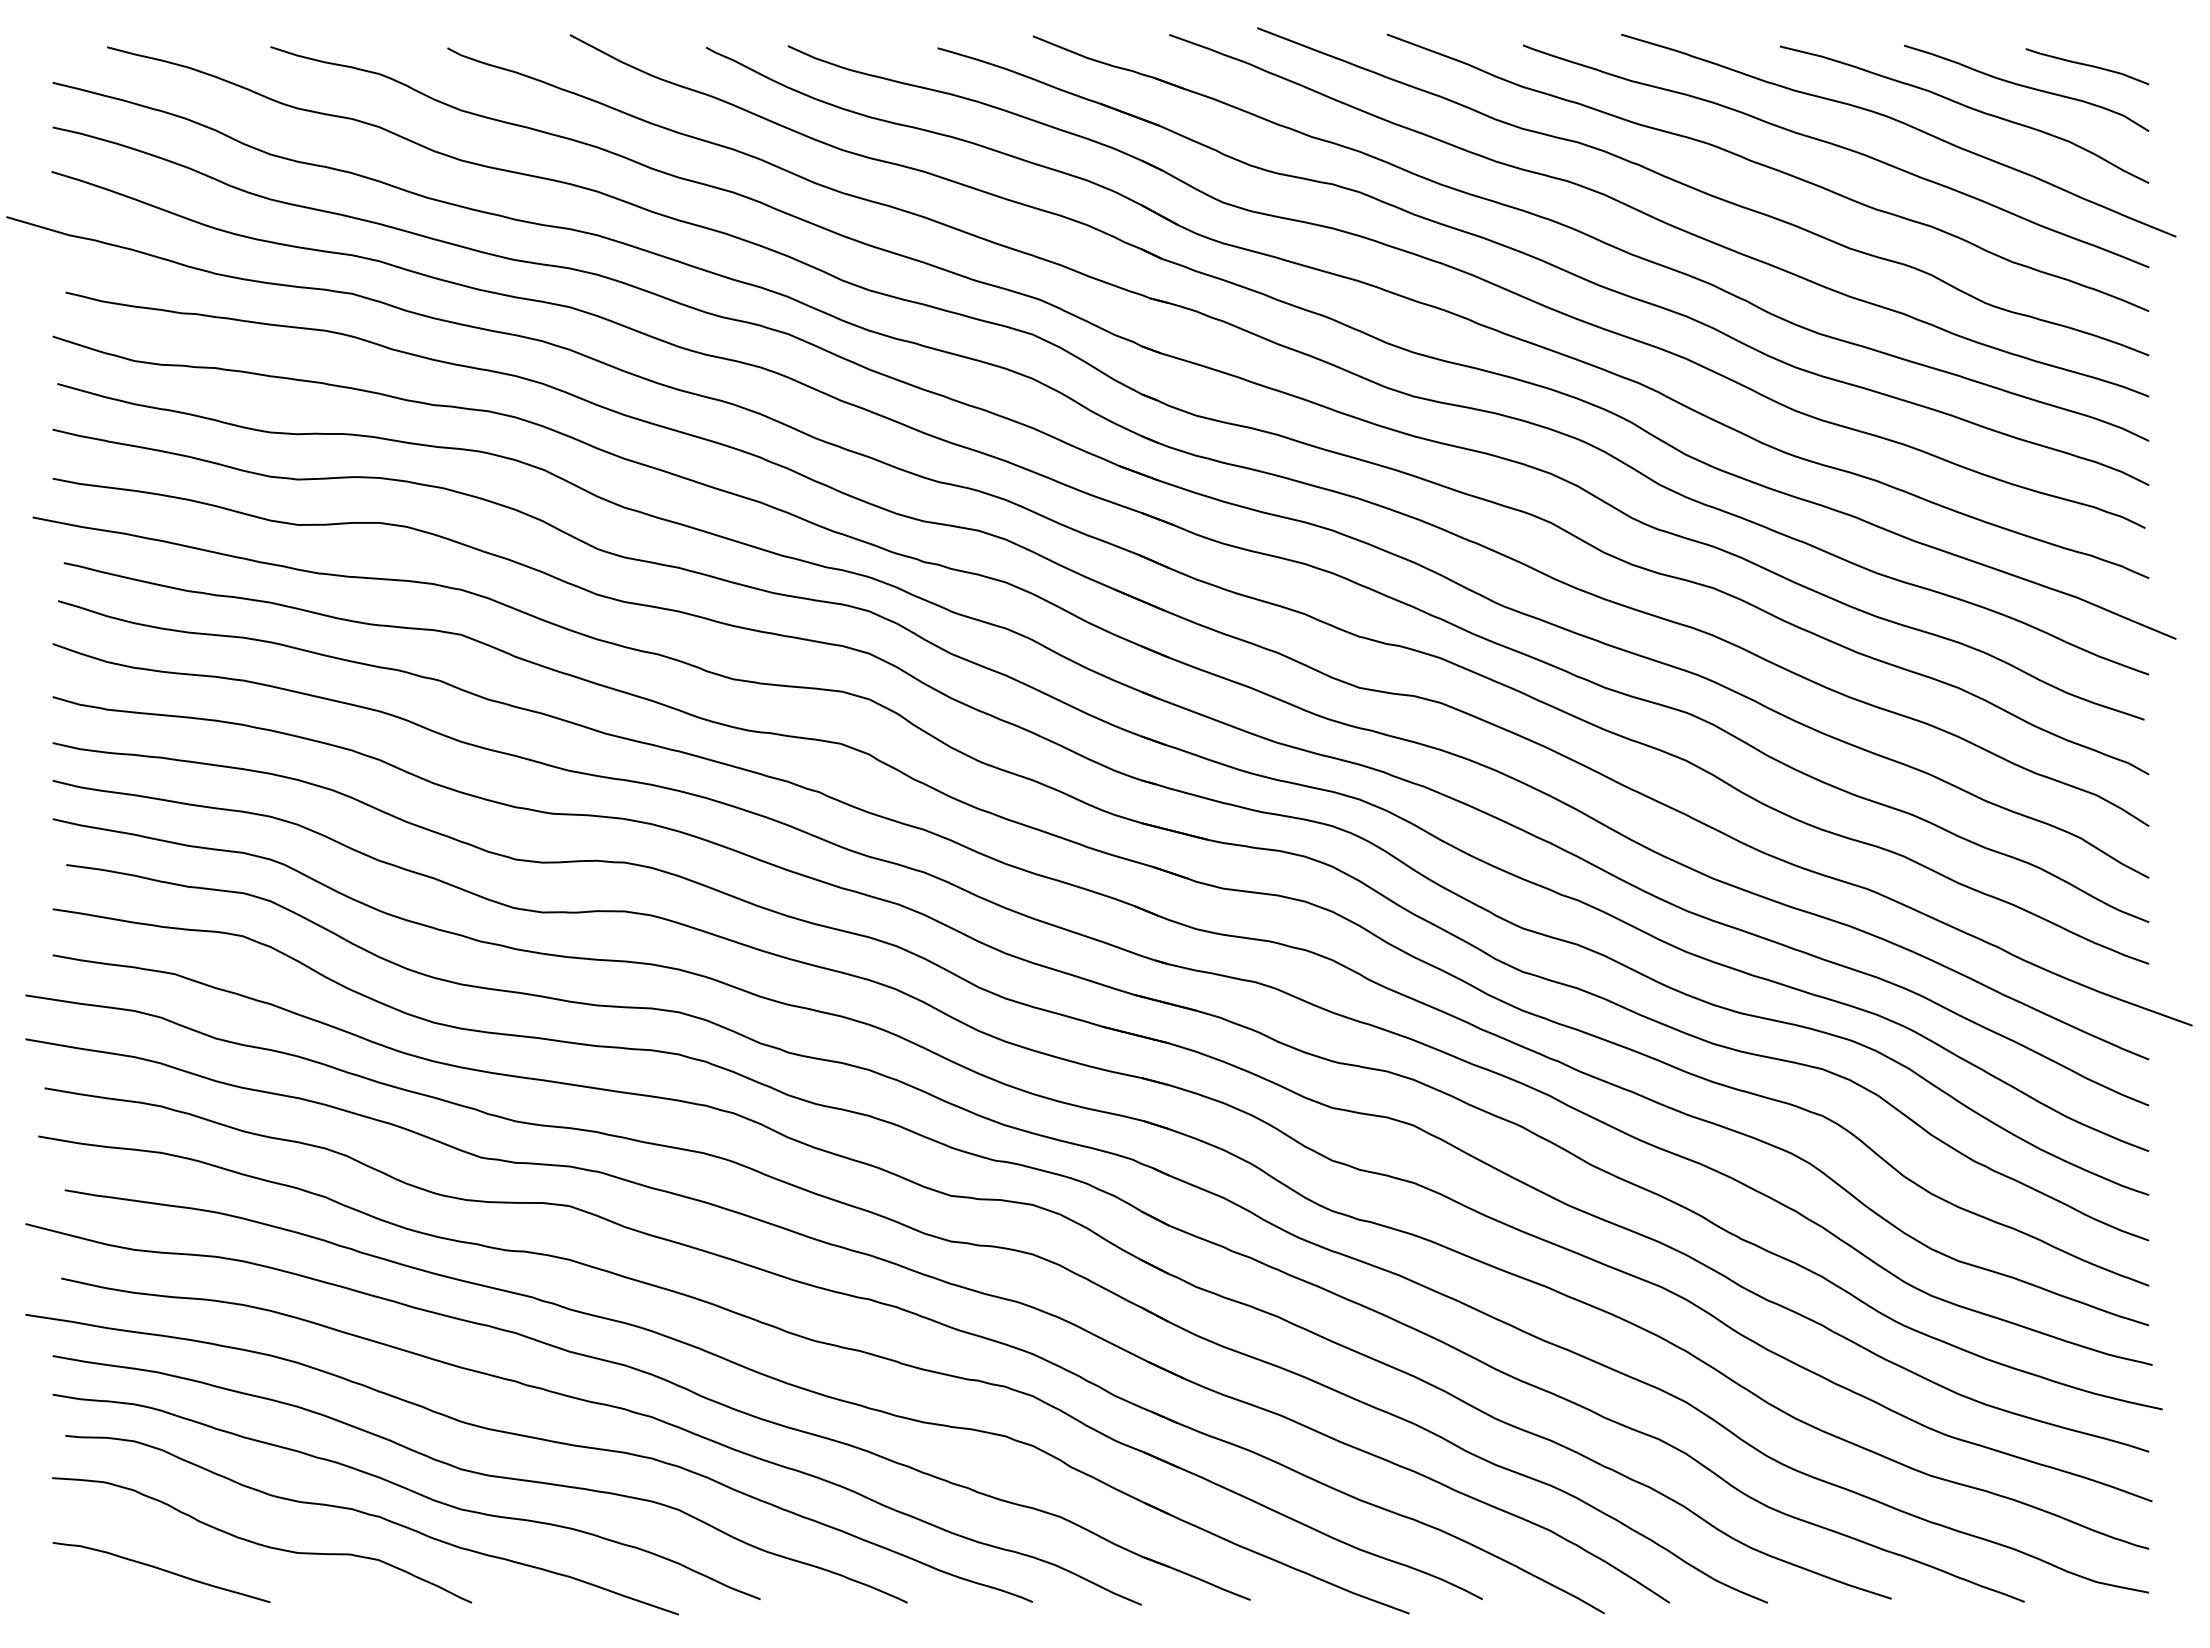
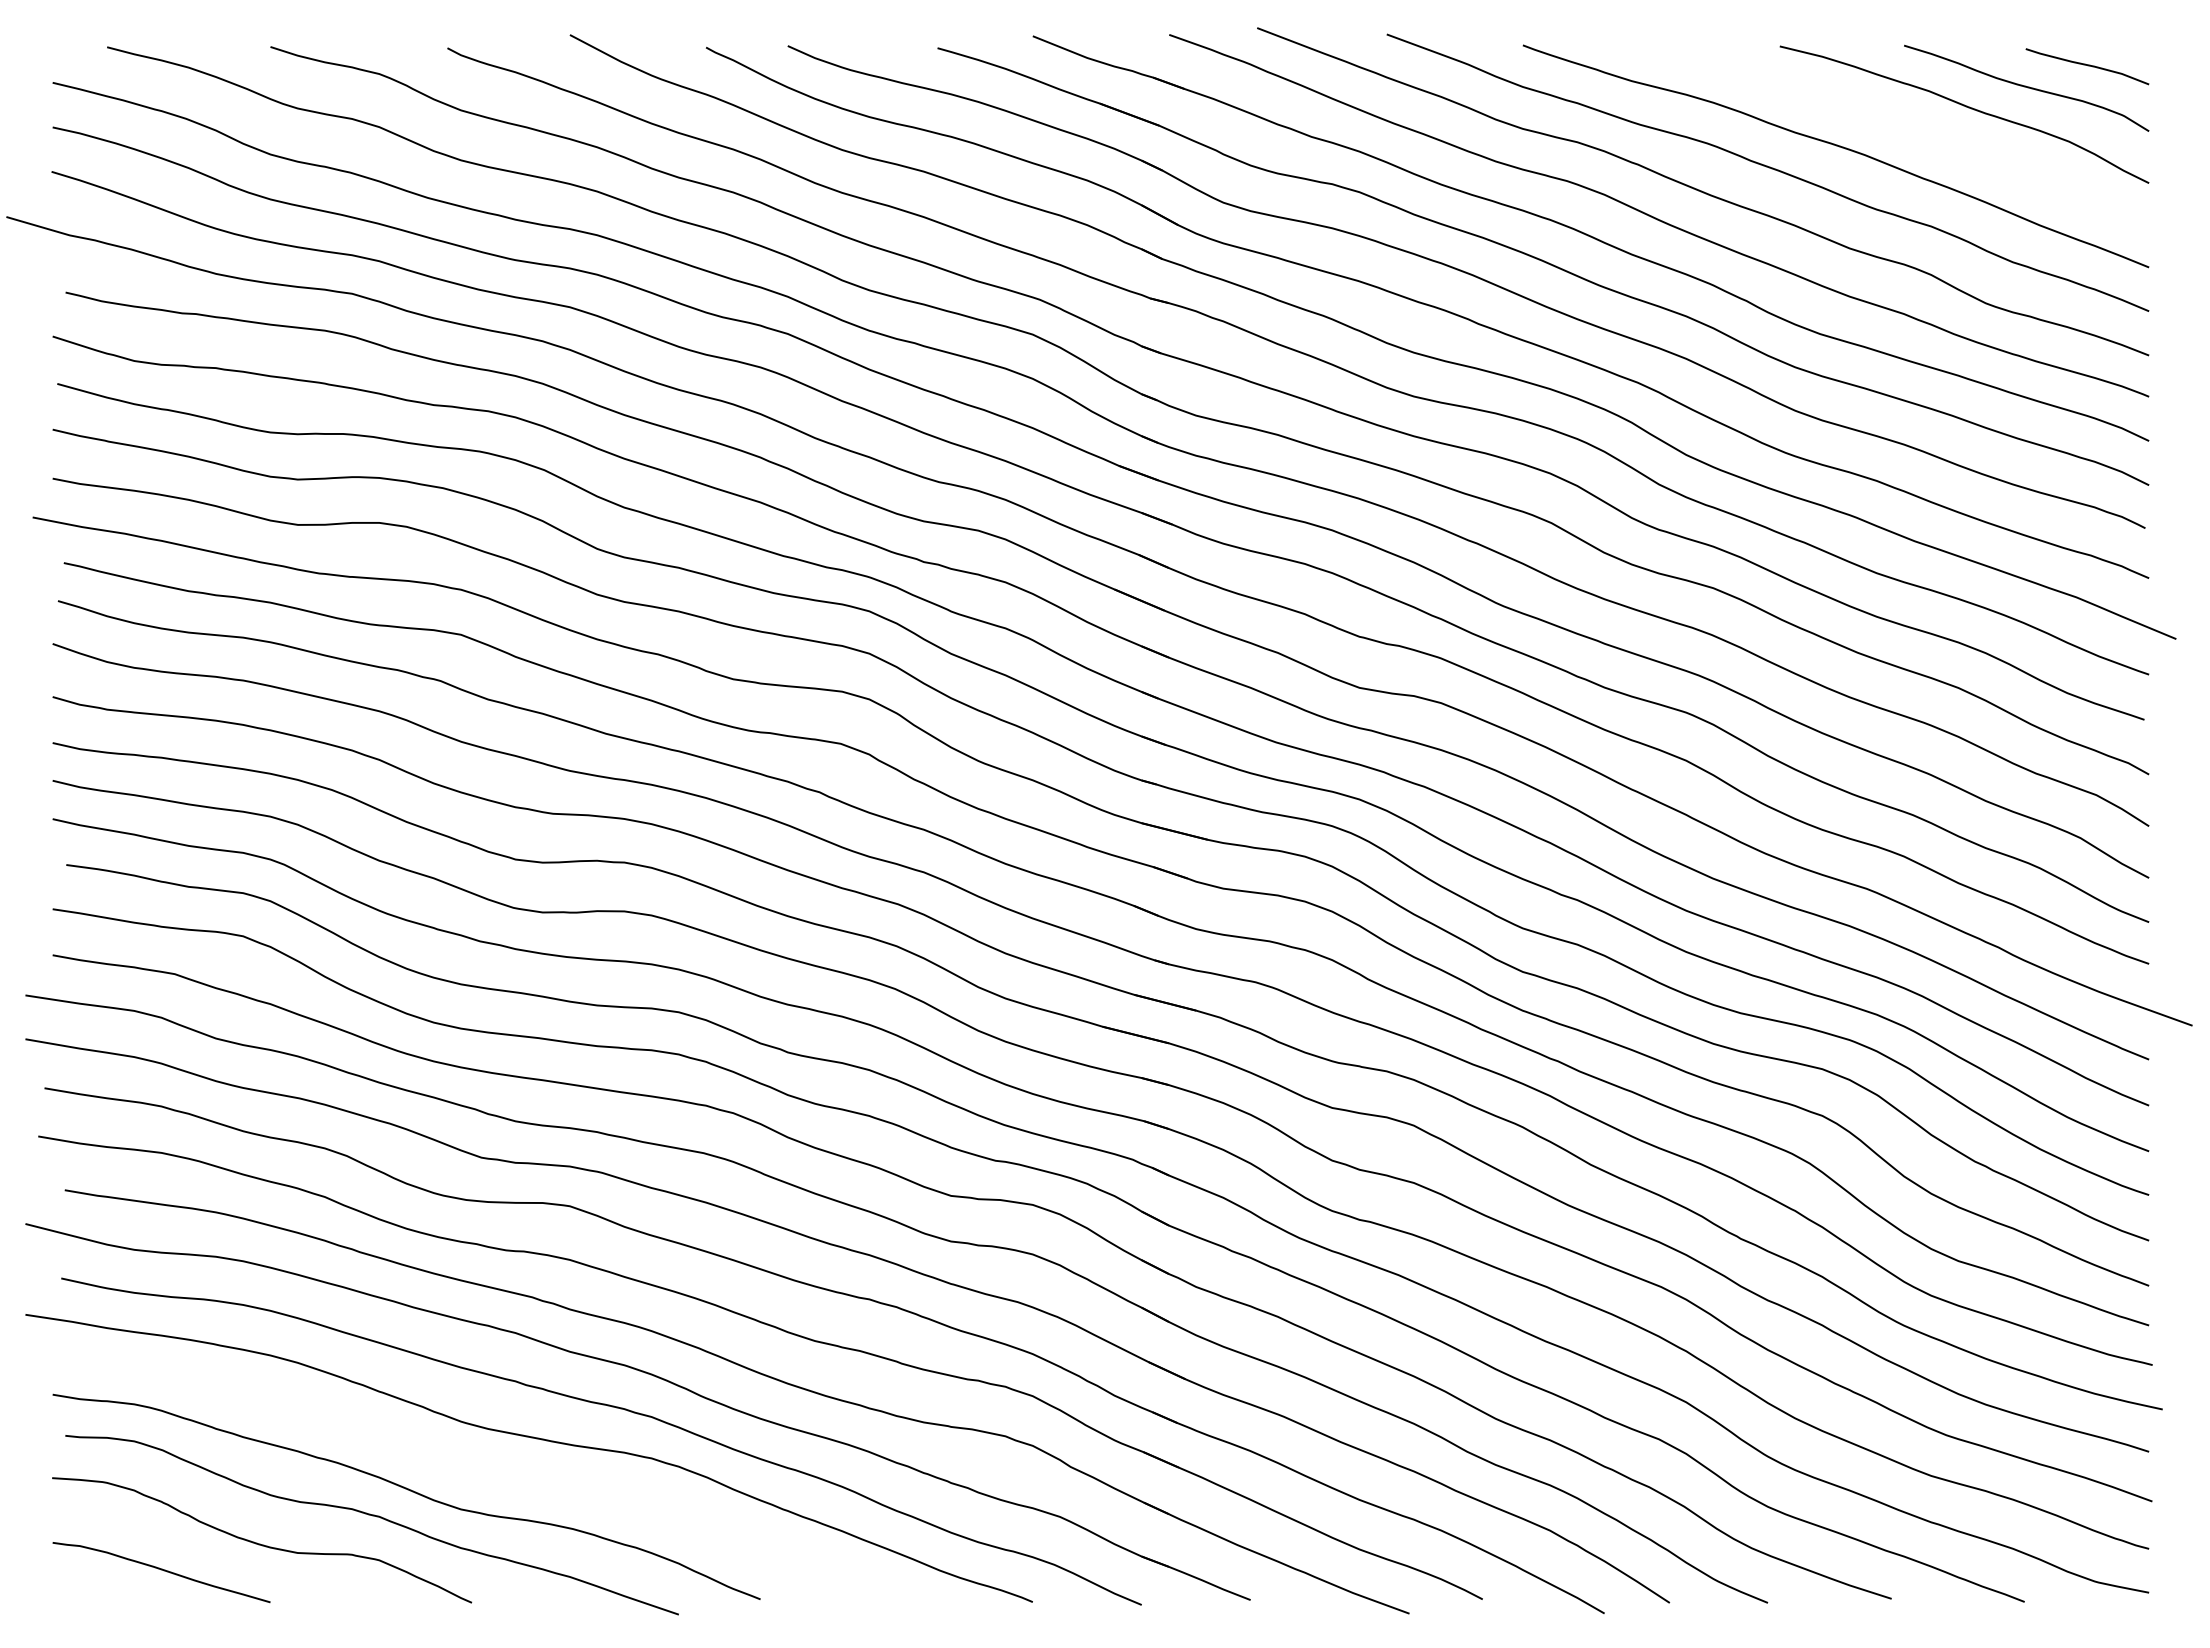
curve: present -> none (1903, 124)
curve: present -> none (479, 1474)
